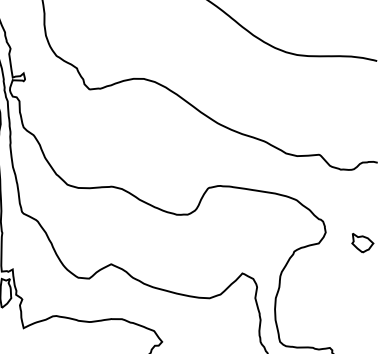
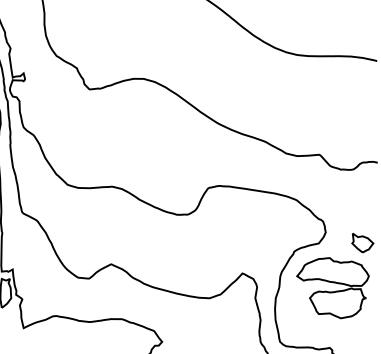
part: none -> present (332, 288)
